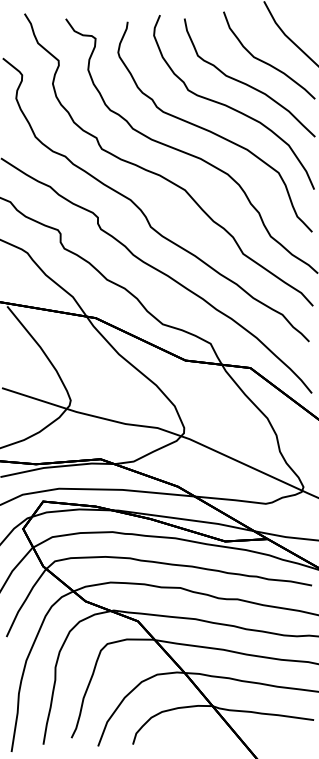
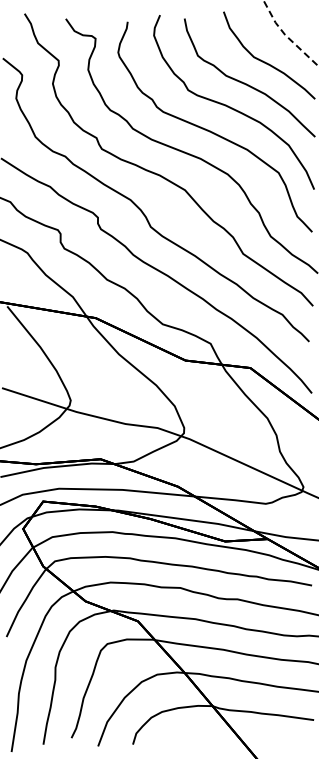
line: solid -> dashed (286, 36)
